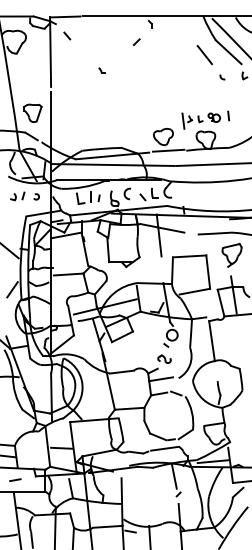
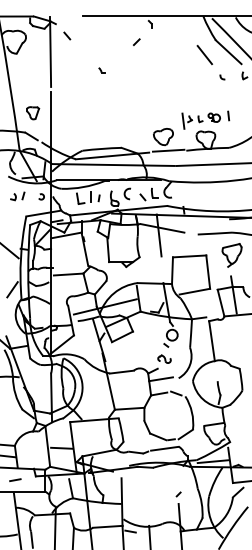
line: present -> none (65, 16)
part size: 20x20 px -> 15x15 px (33, 113)
arc position: (36, 195) -> (41, 195) (41, 195)
line: present -> none (174, 476)
